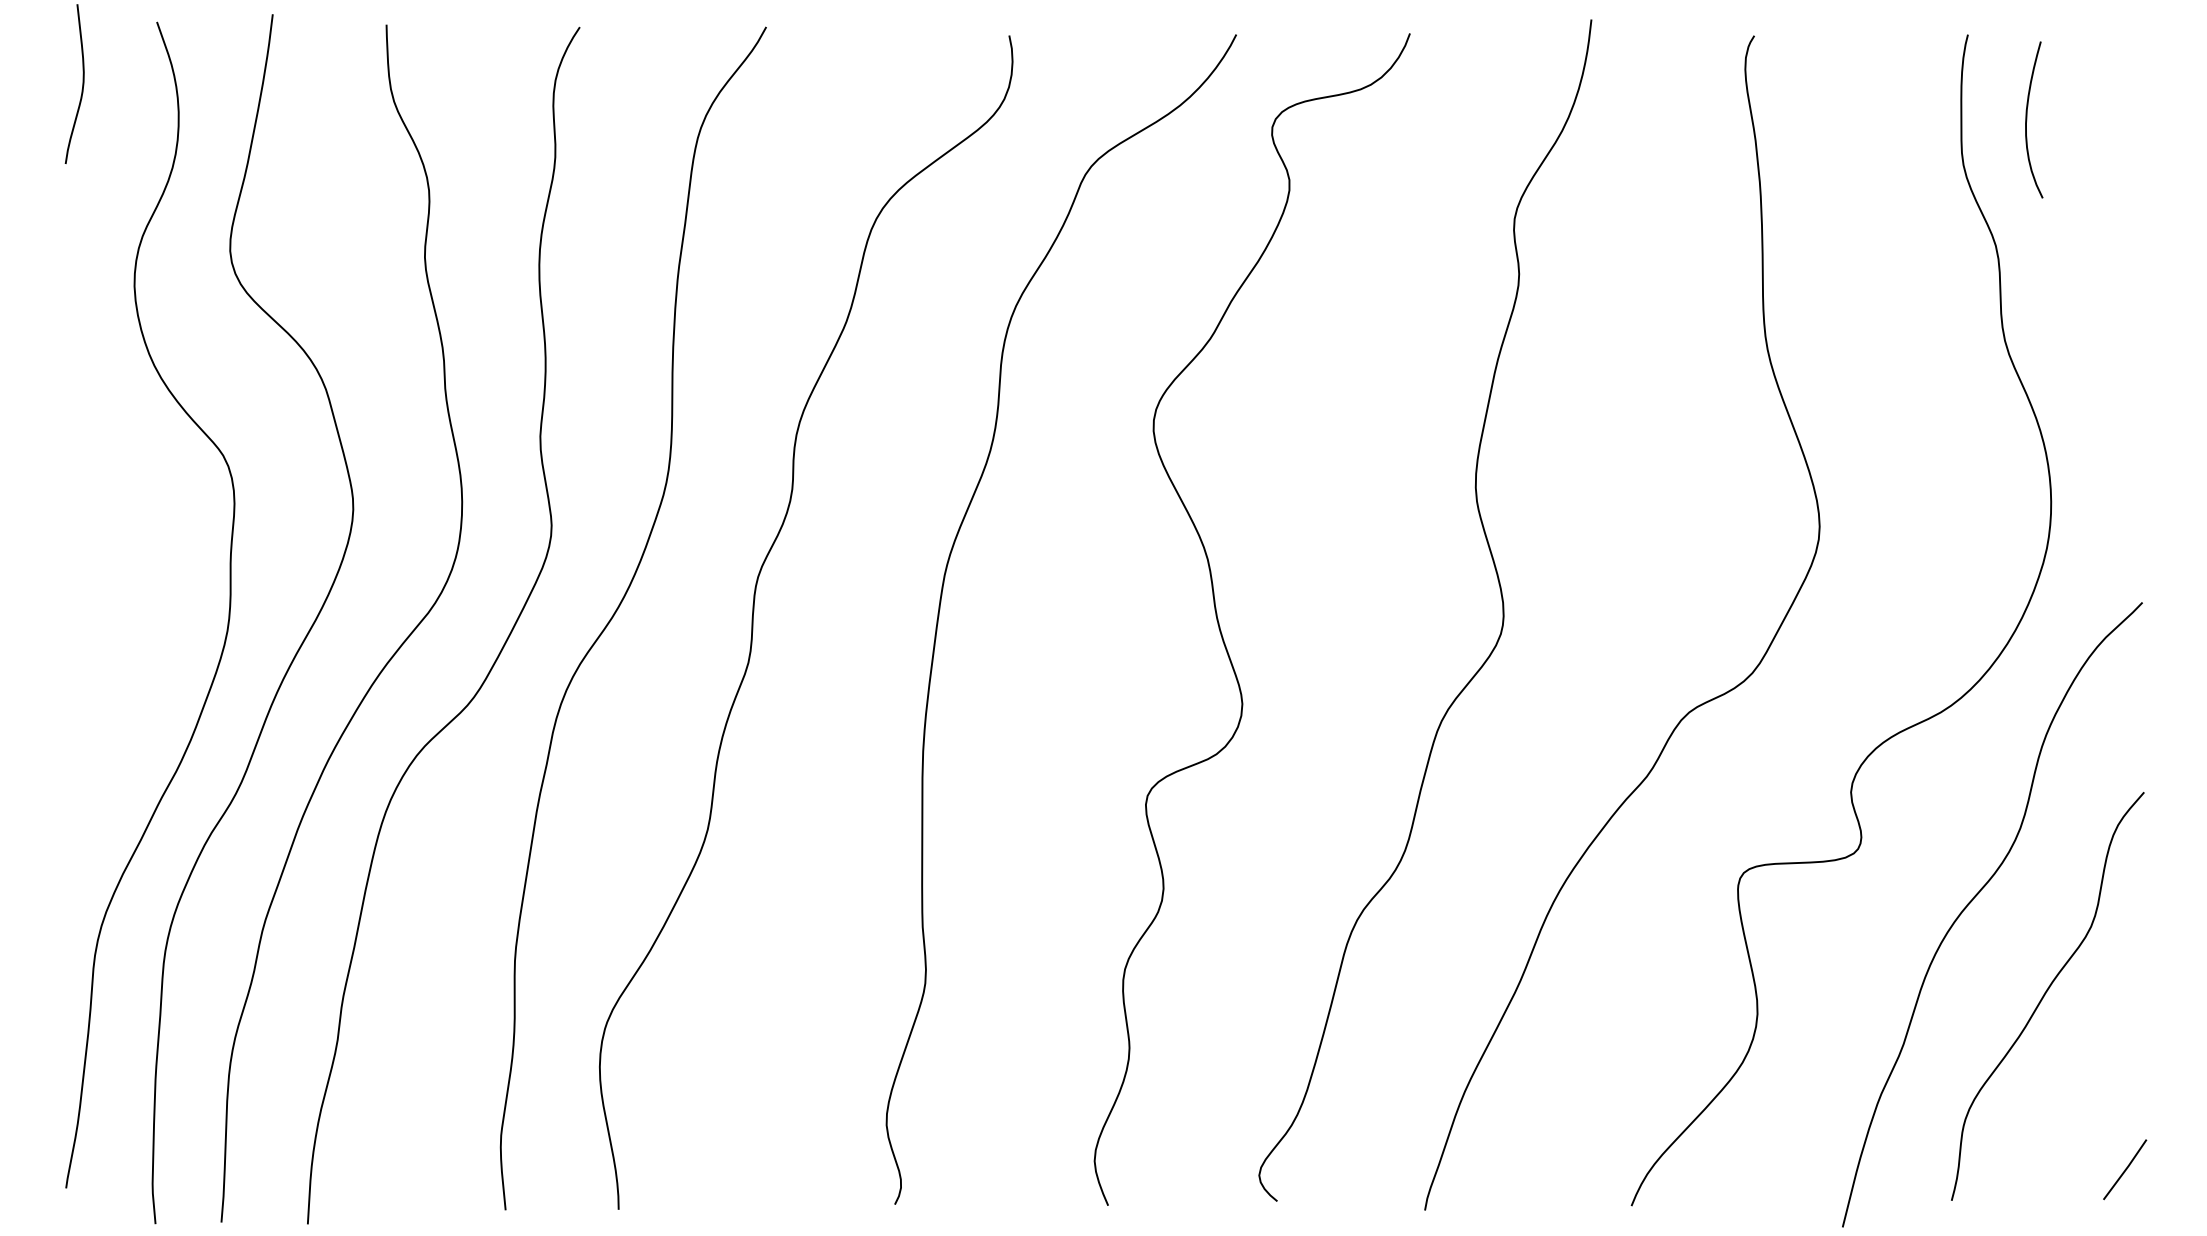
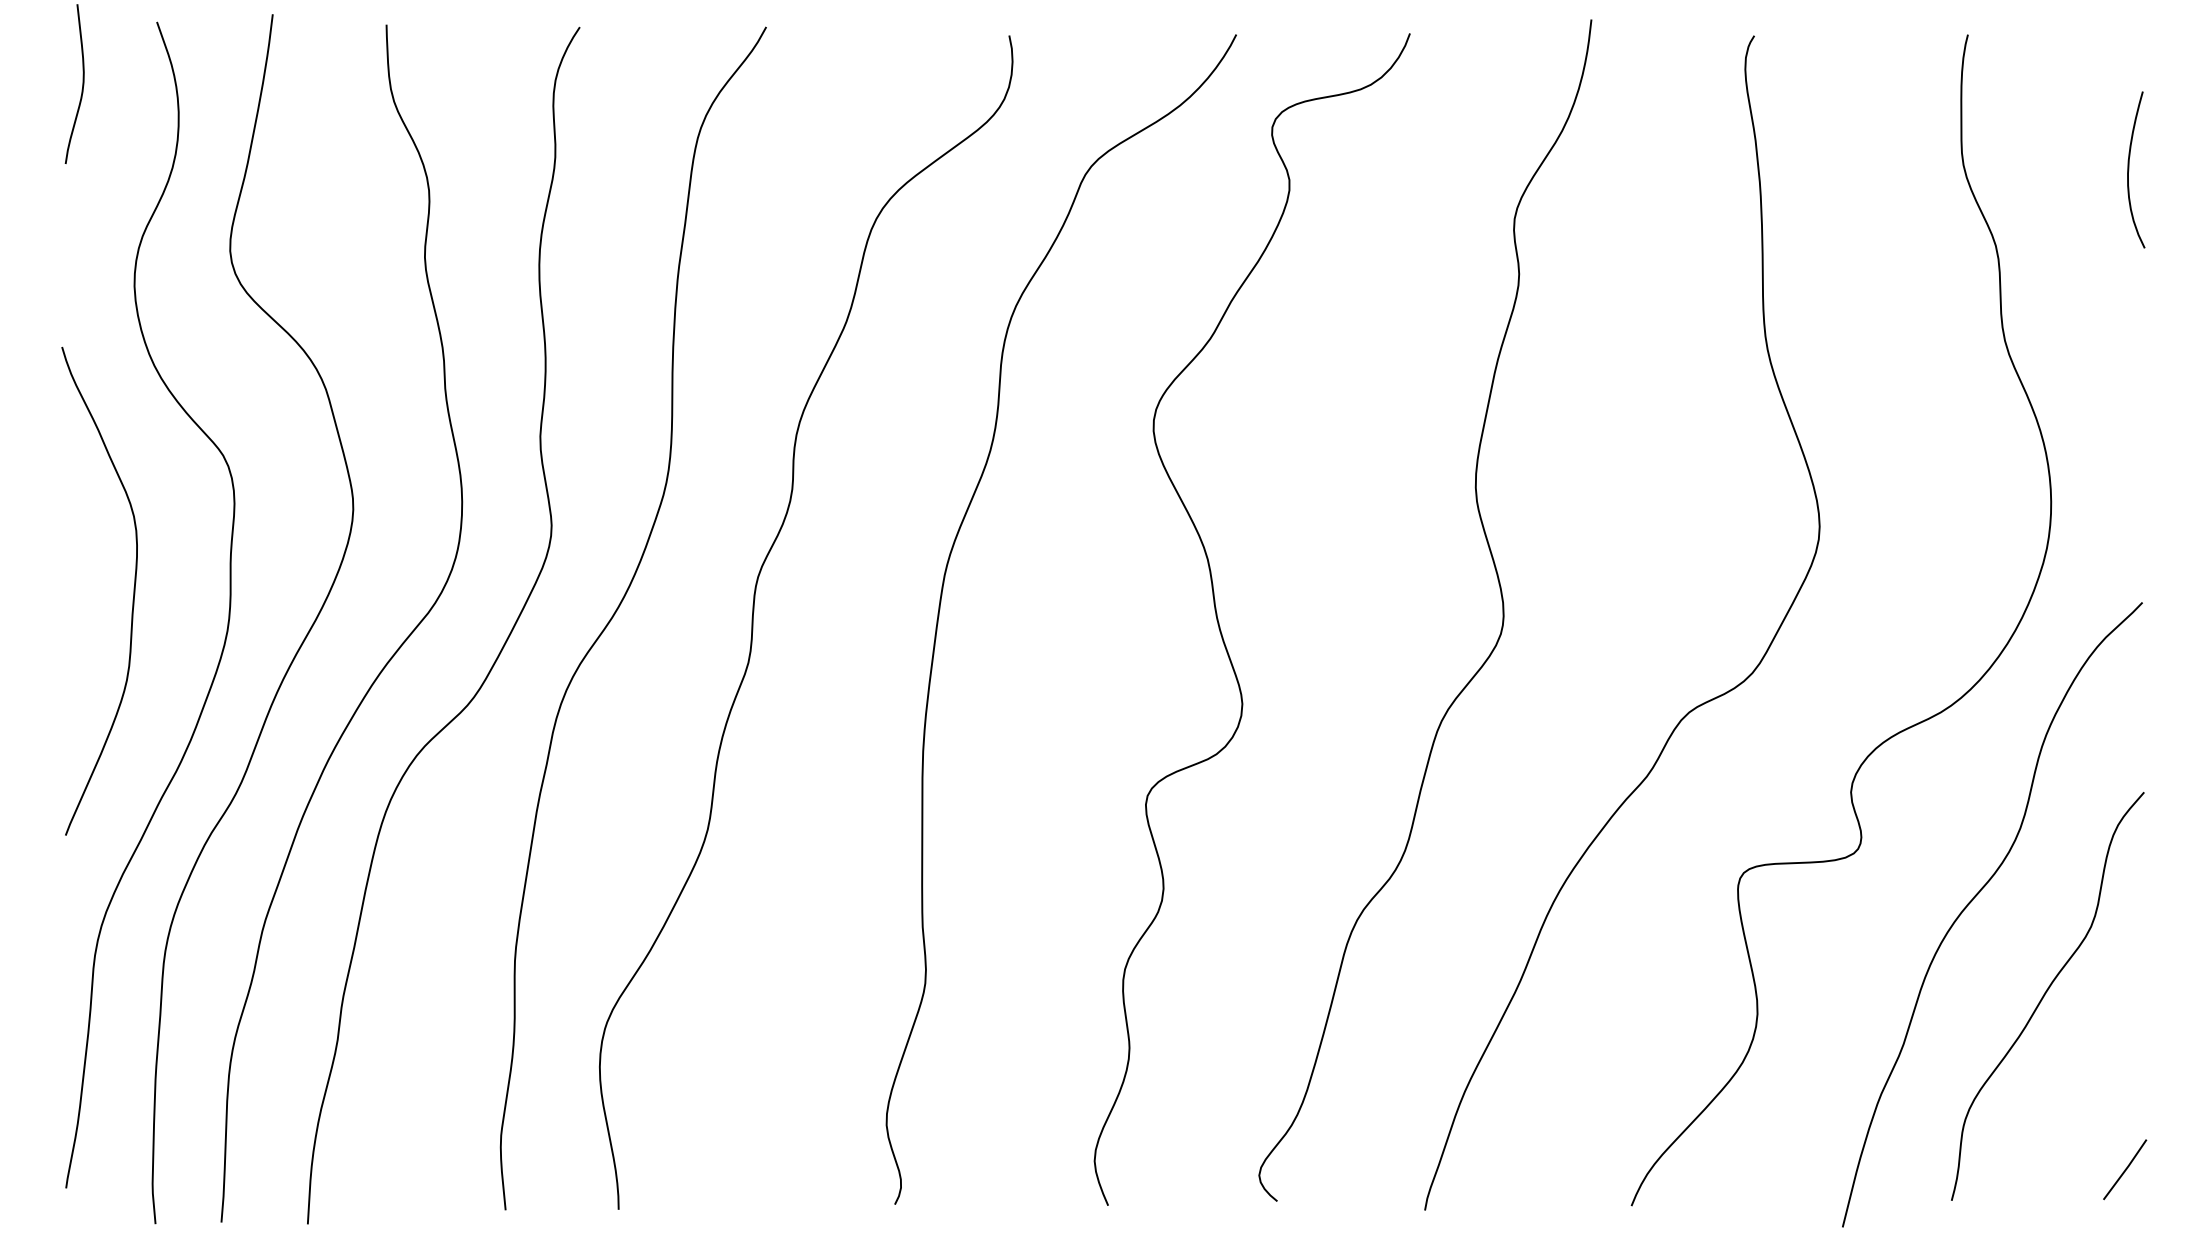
curve position: (2027, 119) -> (2129, 169) (2129, 169)
curve: none -> present (133, 590)
